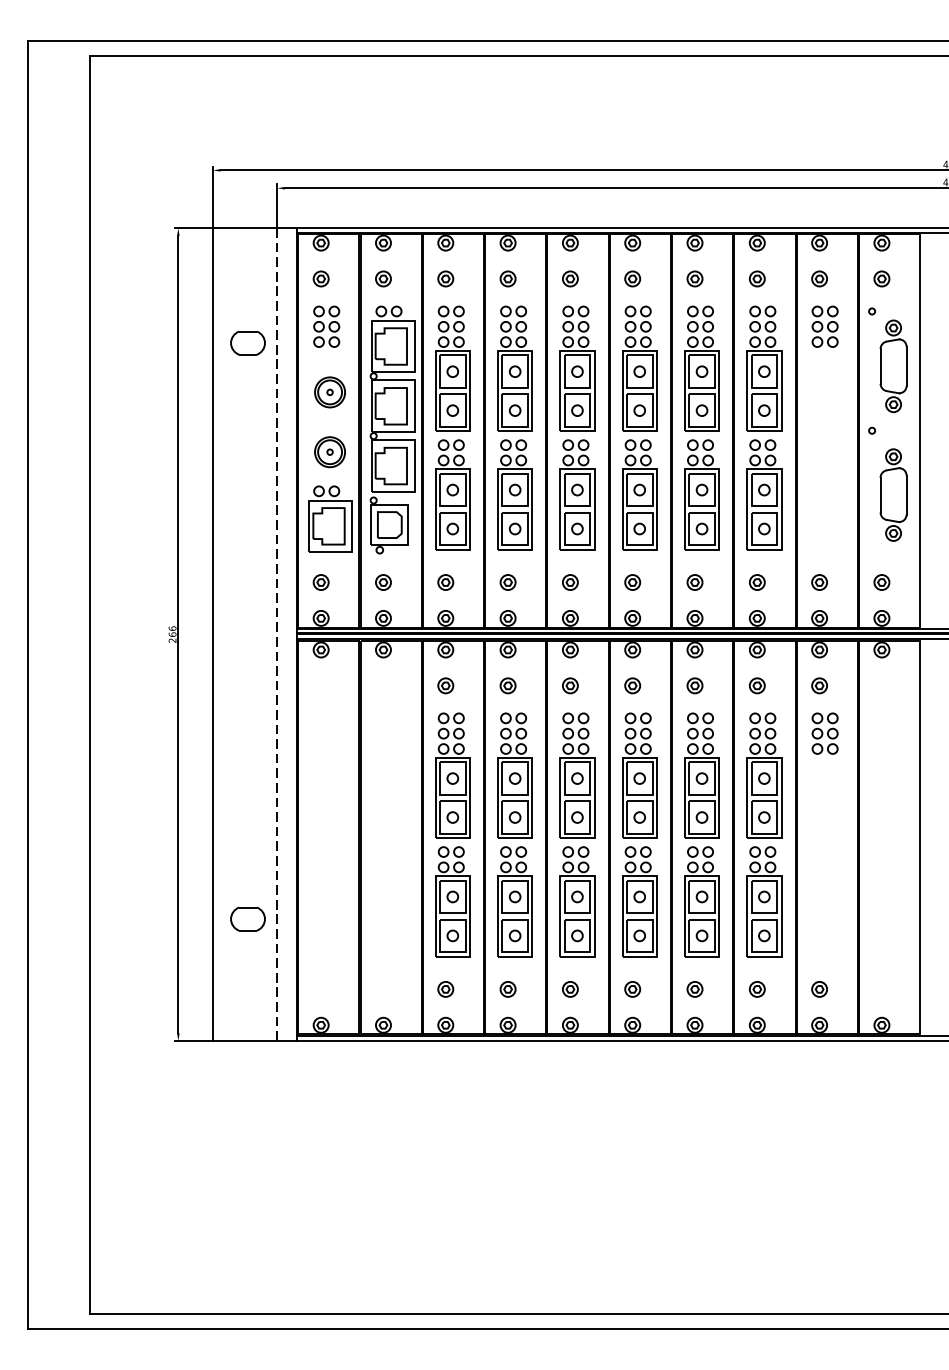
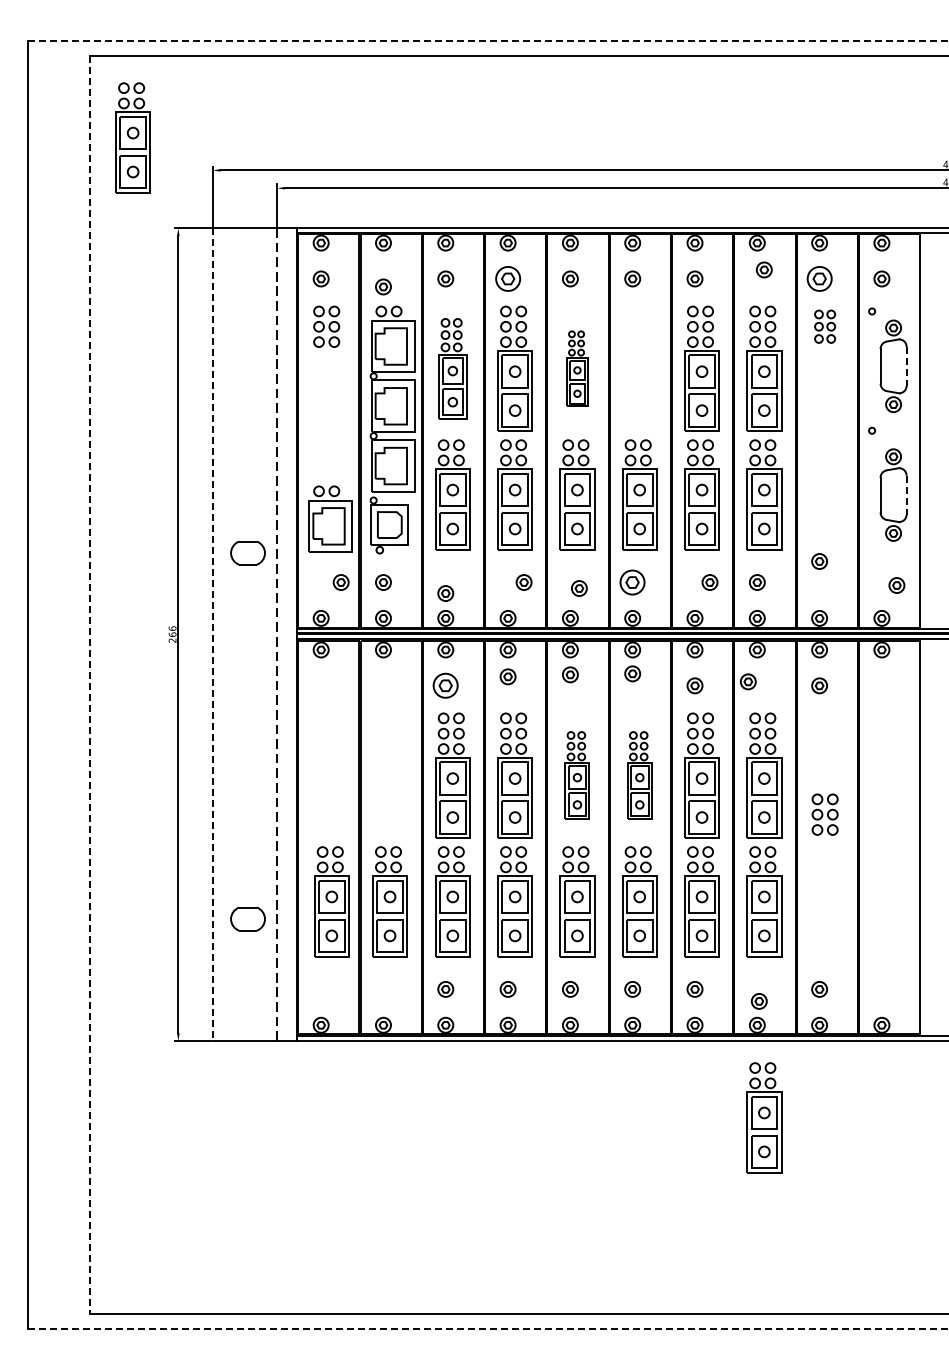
line: solid -> dashed (488, 41)
part: none -> present (132, 137)
part position: (383, 278) -> (383, 286) (383, 286)
part size: 18x18 px -> 27x26 px (508, 278)
part position: (757, 278) -> (764, 269) (764, 269)
part size: 17x18 px -> 27x26 px (819, 278)
part size: 28x43 px -> 22x35 px (824, 326)
part position: (247, 343) -> (247, 553) (247, 553)
line: solid -> dashed (906, 366)
part size: 36x127 px -> 30x102 px (452, 368)
part size: 37x127 px -> 23x77 px (577, 368)
part: present -> none (639, 368)
part: present -> none (329, 392)
part: present -> none (329, 452)
line: solid -> dashed (906, 495)
part position: (320, 582) -> (340, 582) (340, 582)
part position: (445, 582) -> (445, 593) (445, 593)
part position: (507, 582) -> (523, 582) (523, 582)
part position: (570, 582) -> (579, 588) (579, 588)
part size: 18x17 px -> 27x27 px (632, 582)
part position: (694, 582) -> (709, 582) (709, 582)
part position: (819, 582) -> (819, 561) (819, 561)
part position: (881, 582) -> (896, 585) (896, 585)
line: solid -> dashed (212, 635)
line: solid -> dashed (89, 685)
part size: 18x18 px -> 27x27 px (445, 685)
part position: (507, 685) -> (507, 676) (507, 676)
part position: (570, 685) -> (570, 674) (570, 674)
part position: (632, 685) -> (632, 673) (632, 673)
part position: (757, 685) -> (748, 681) (748, 681)
part position: (824, 733) -> (824, 814) (824, 814)
part size: 37x127 px -> 26x89 px (576, 775)
part size: 36x127 px -> 26x89 px (639, 775)
part: none -> present (331, 901)
part: none -> present (389, 901)
part position: (756, 989) -> (758, 1001) (758, 1001)
part: none -> present (764, 1117)
line: solid -> dashed (489, 1328)
